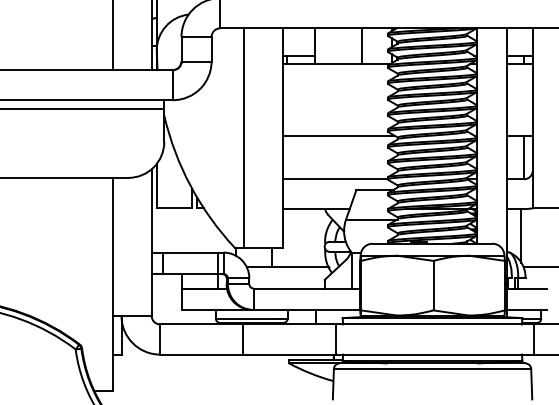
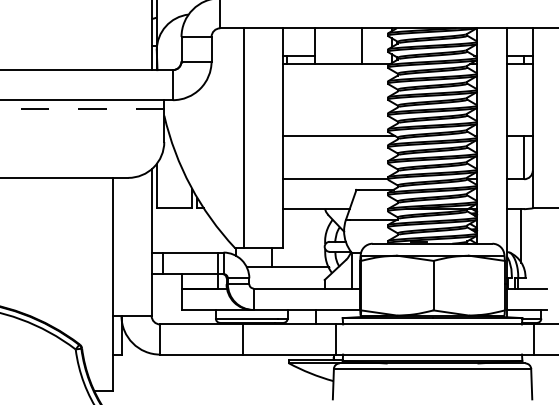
line: present -> none (112, 36)
line: solid -> dashed (82, 108)
line: present -> none (539, 267)
